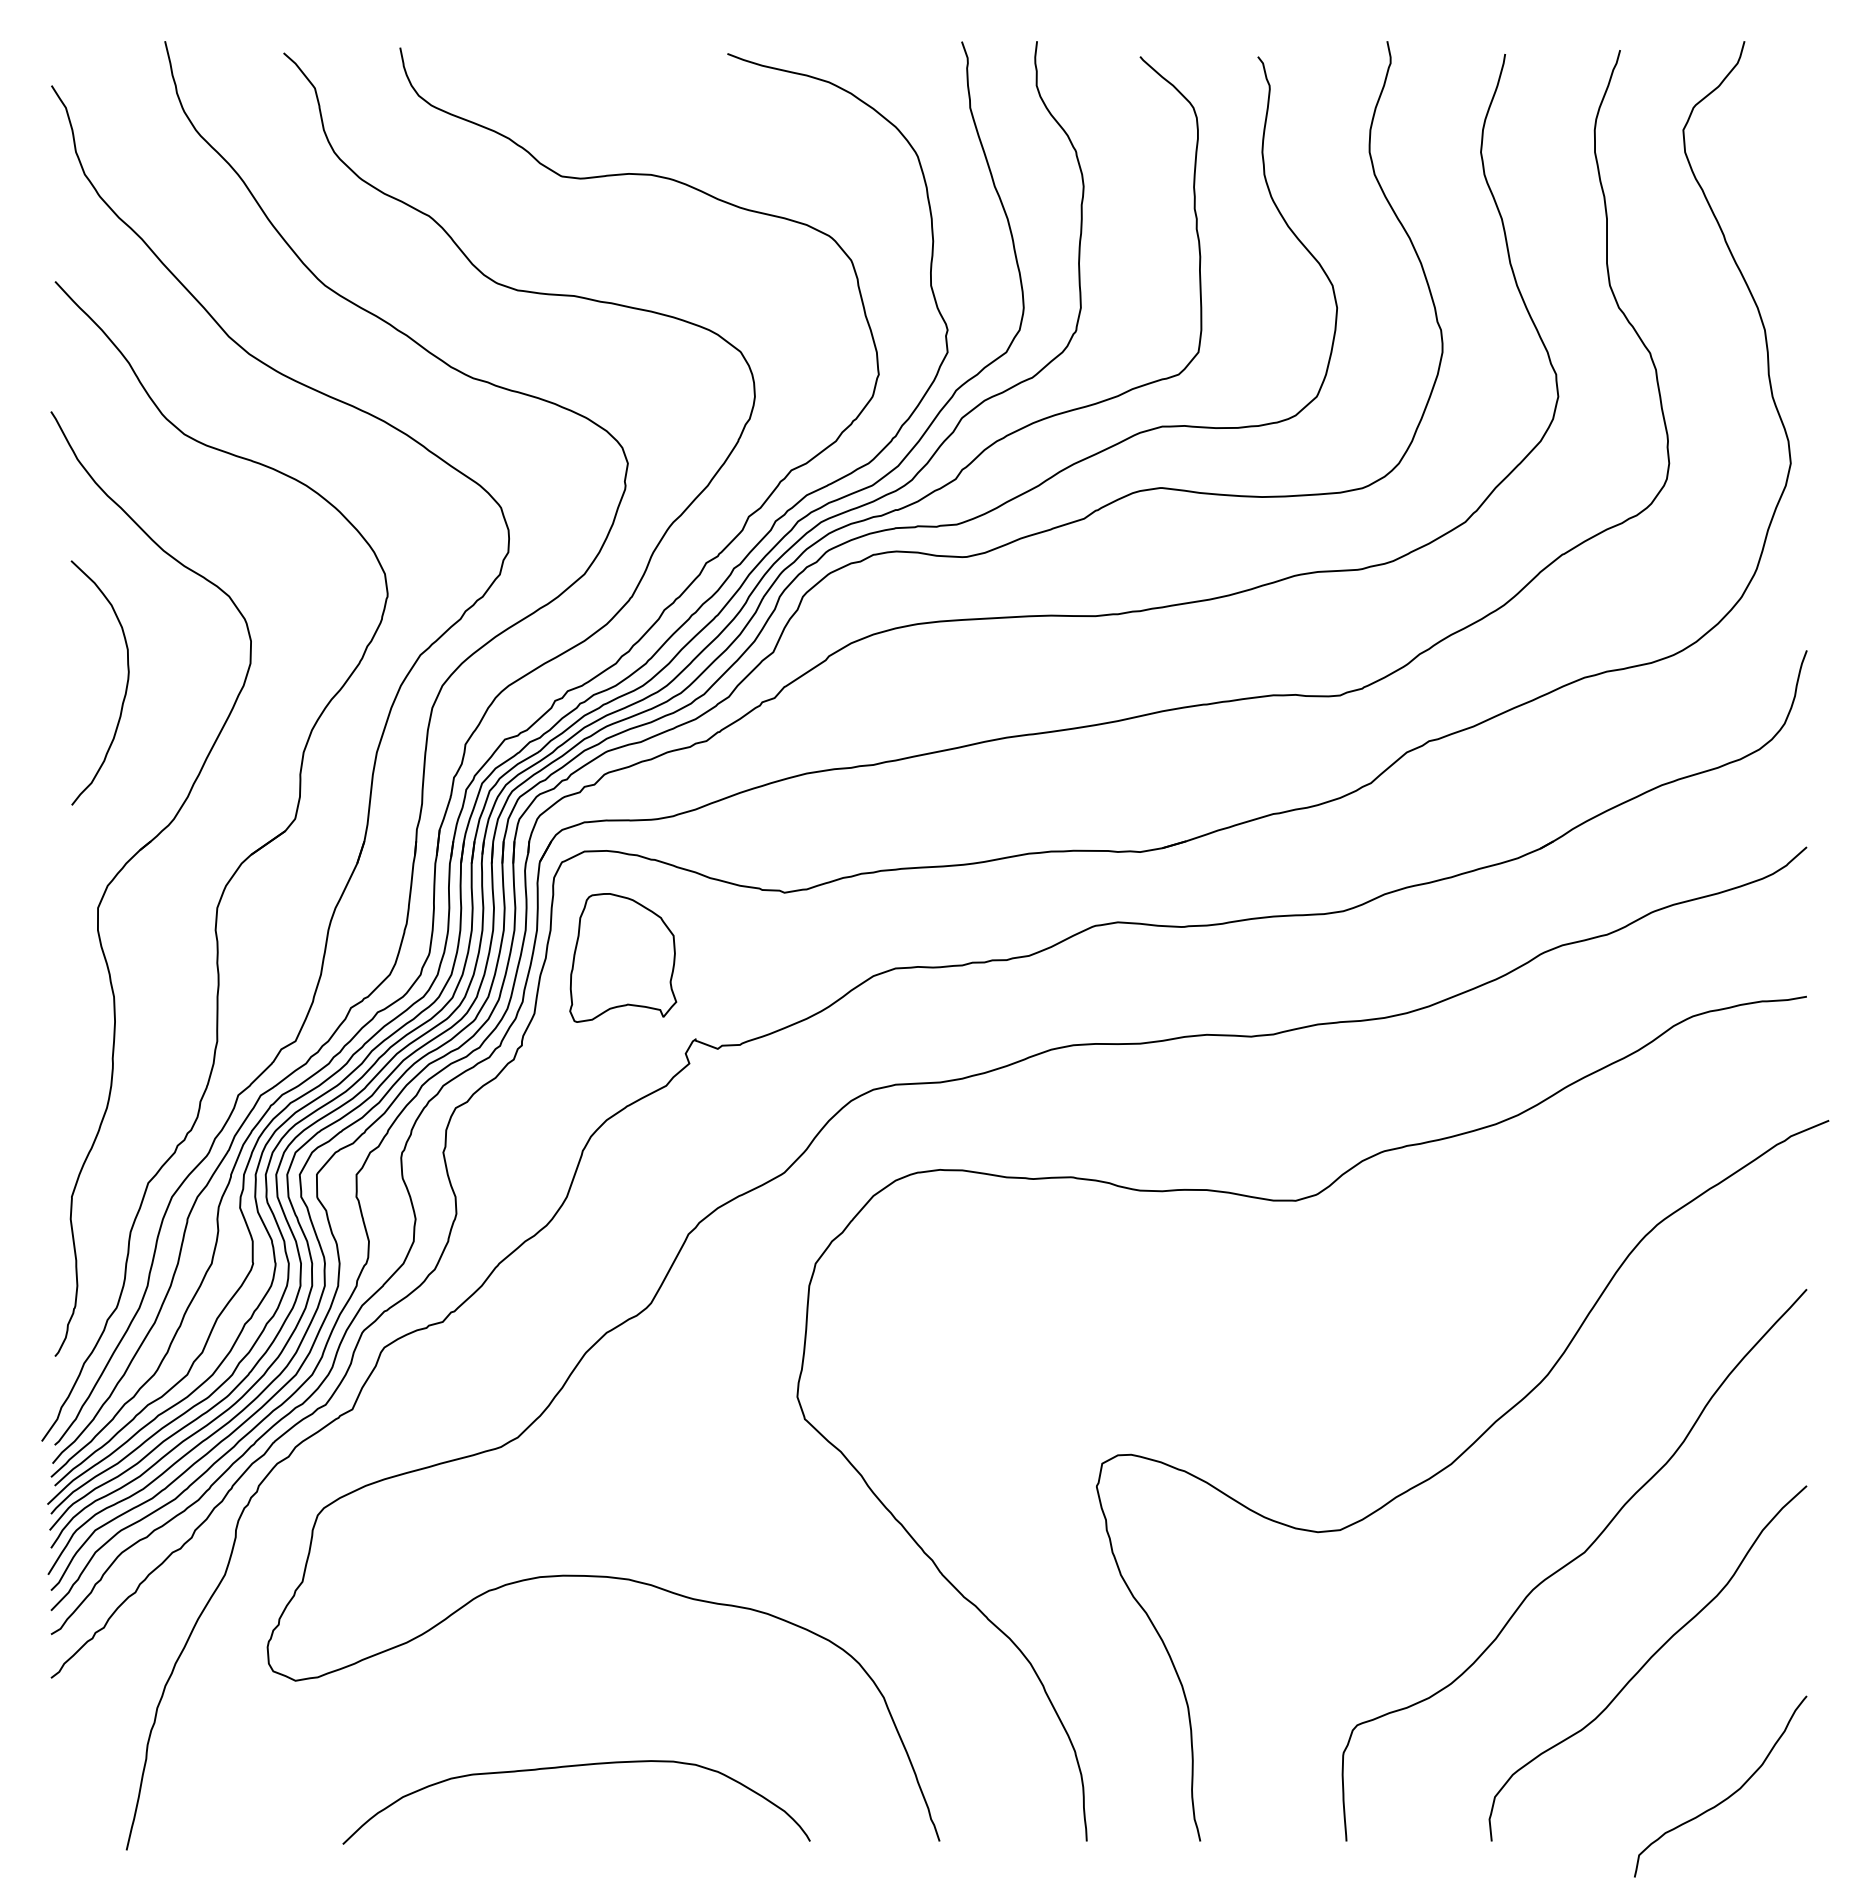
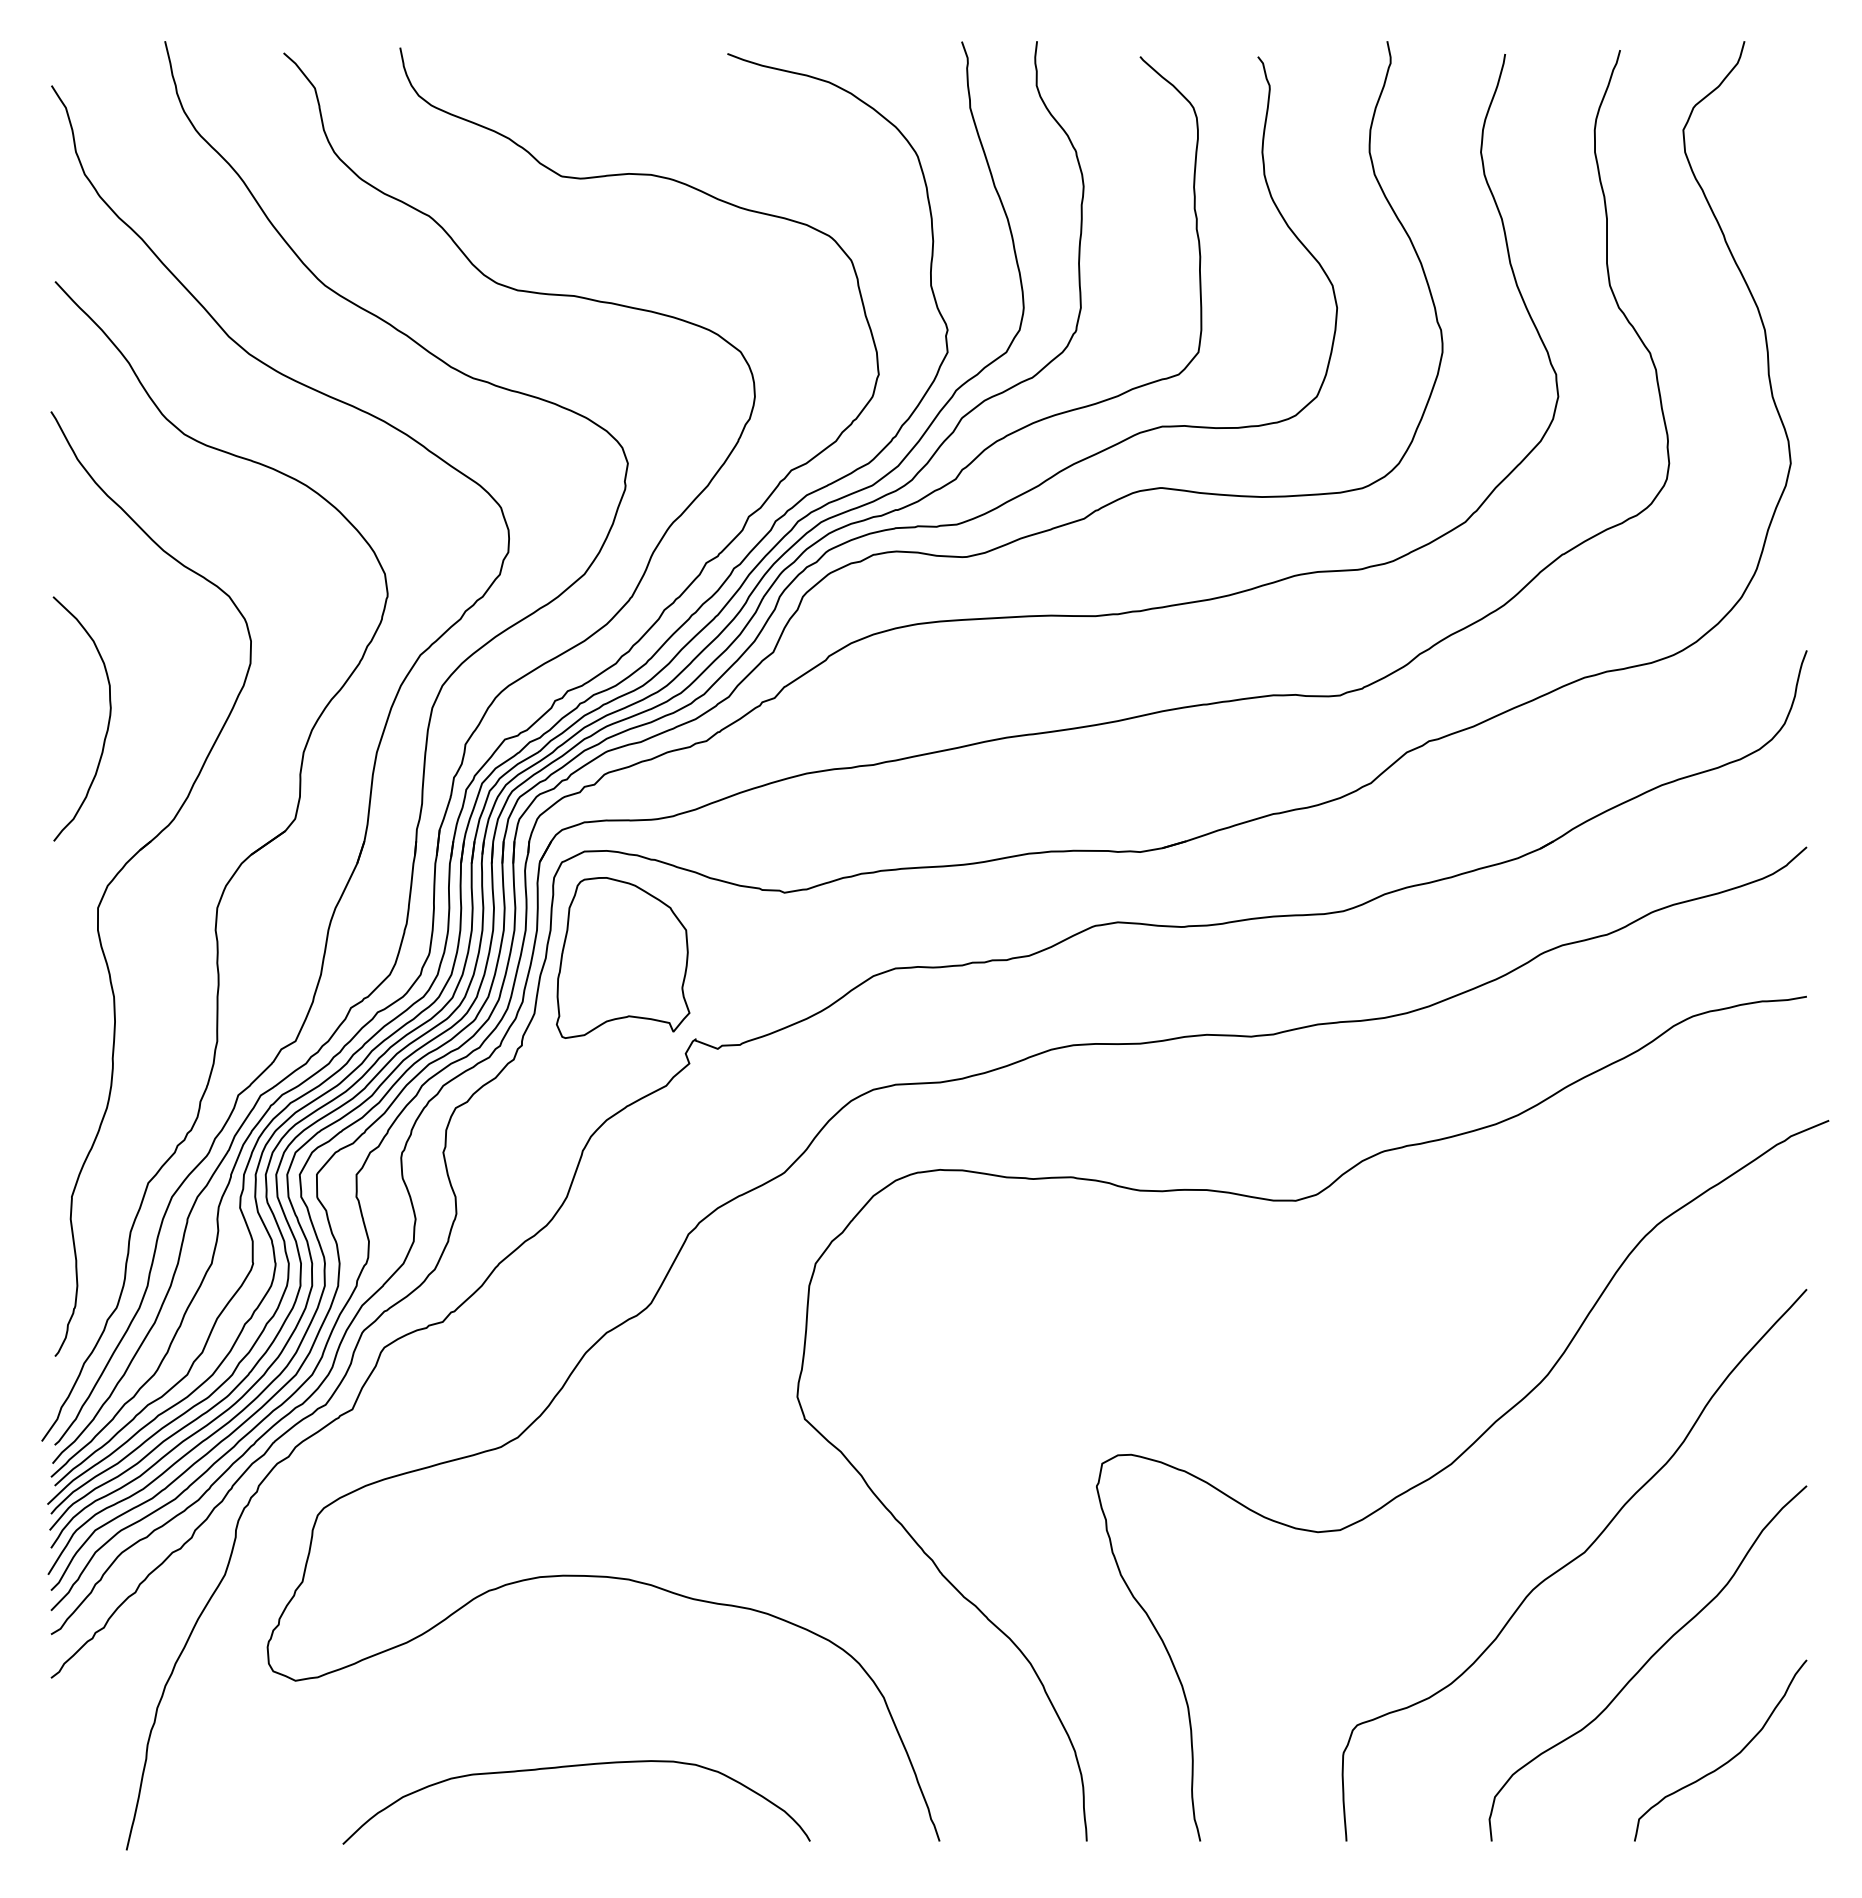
curve position: (125, 688) -> (107, 724) (107, 724)
part size: 109x130 px -> 135x162 px (623, 957)
curve position: (1729, 1795) -> (1729, 1759) (1729, 1759)
